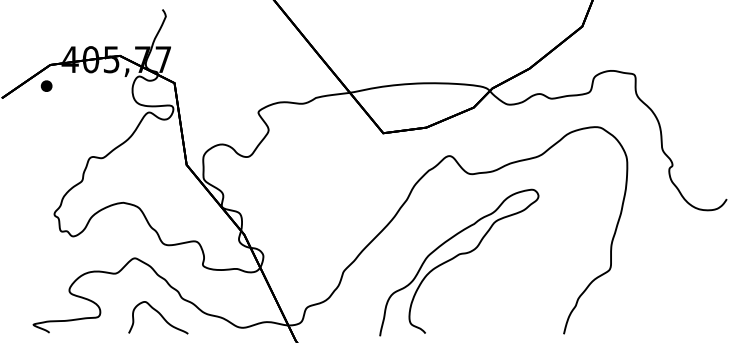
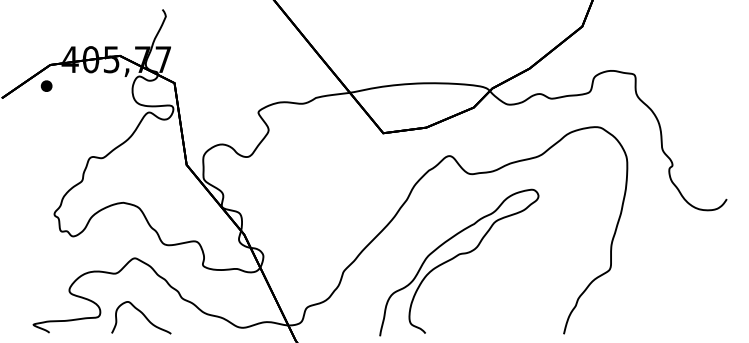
curve position: (160, 315) -> (143, 315) (143, 315)
